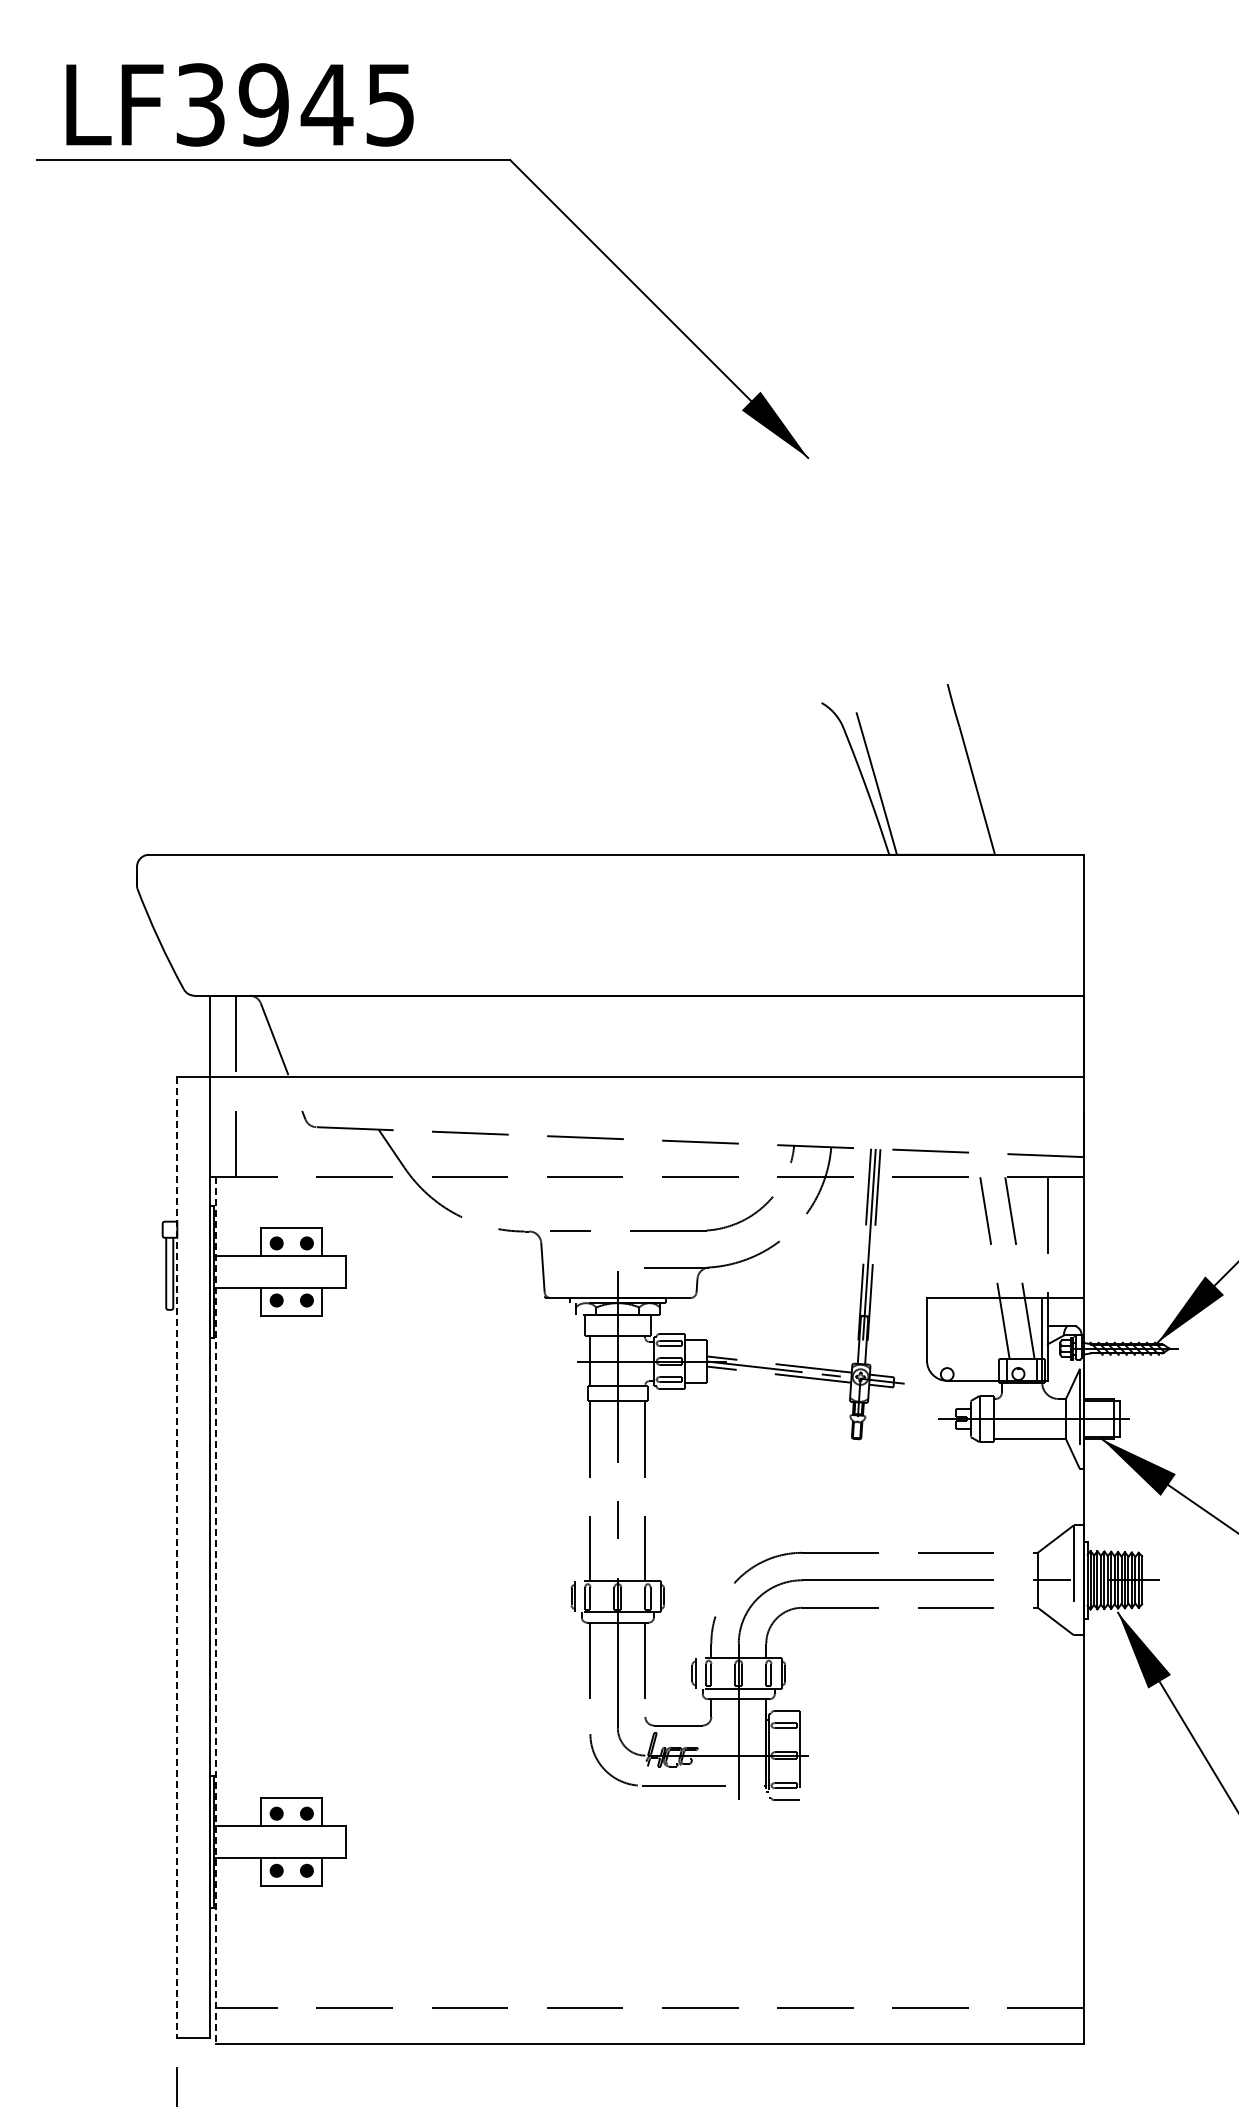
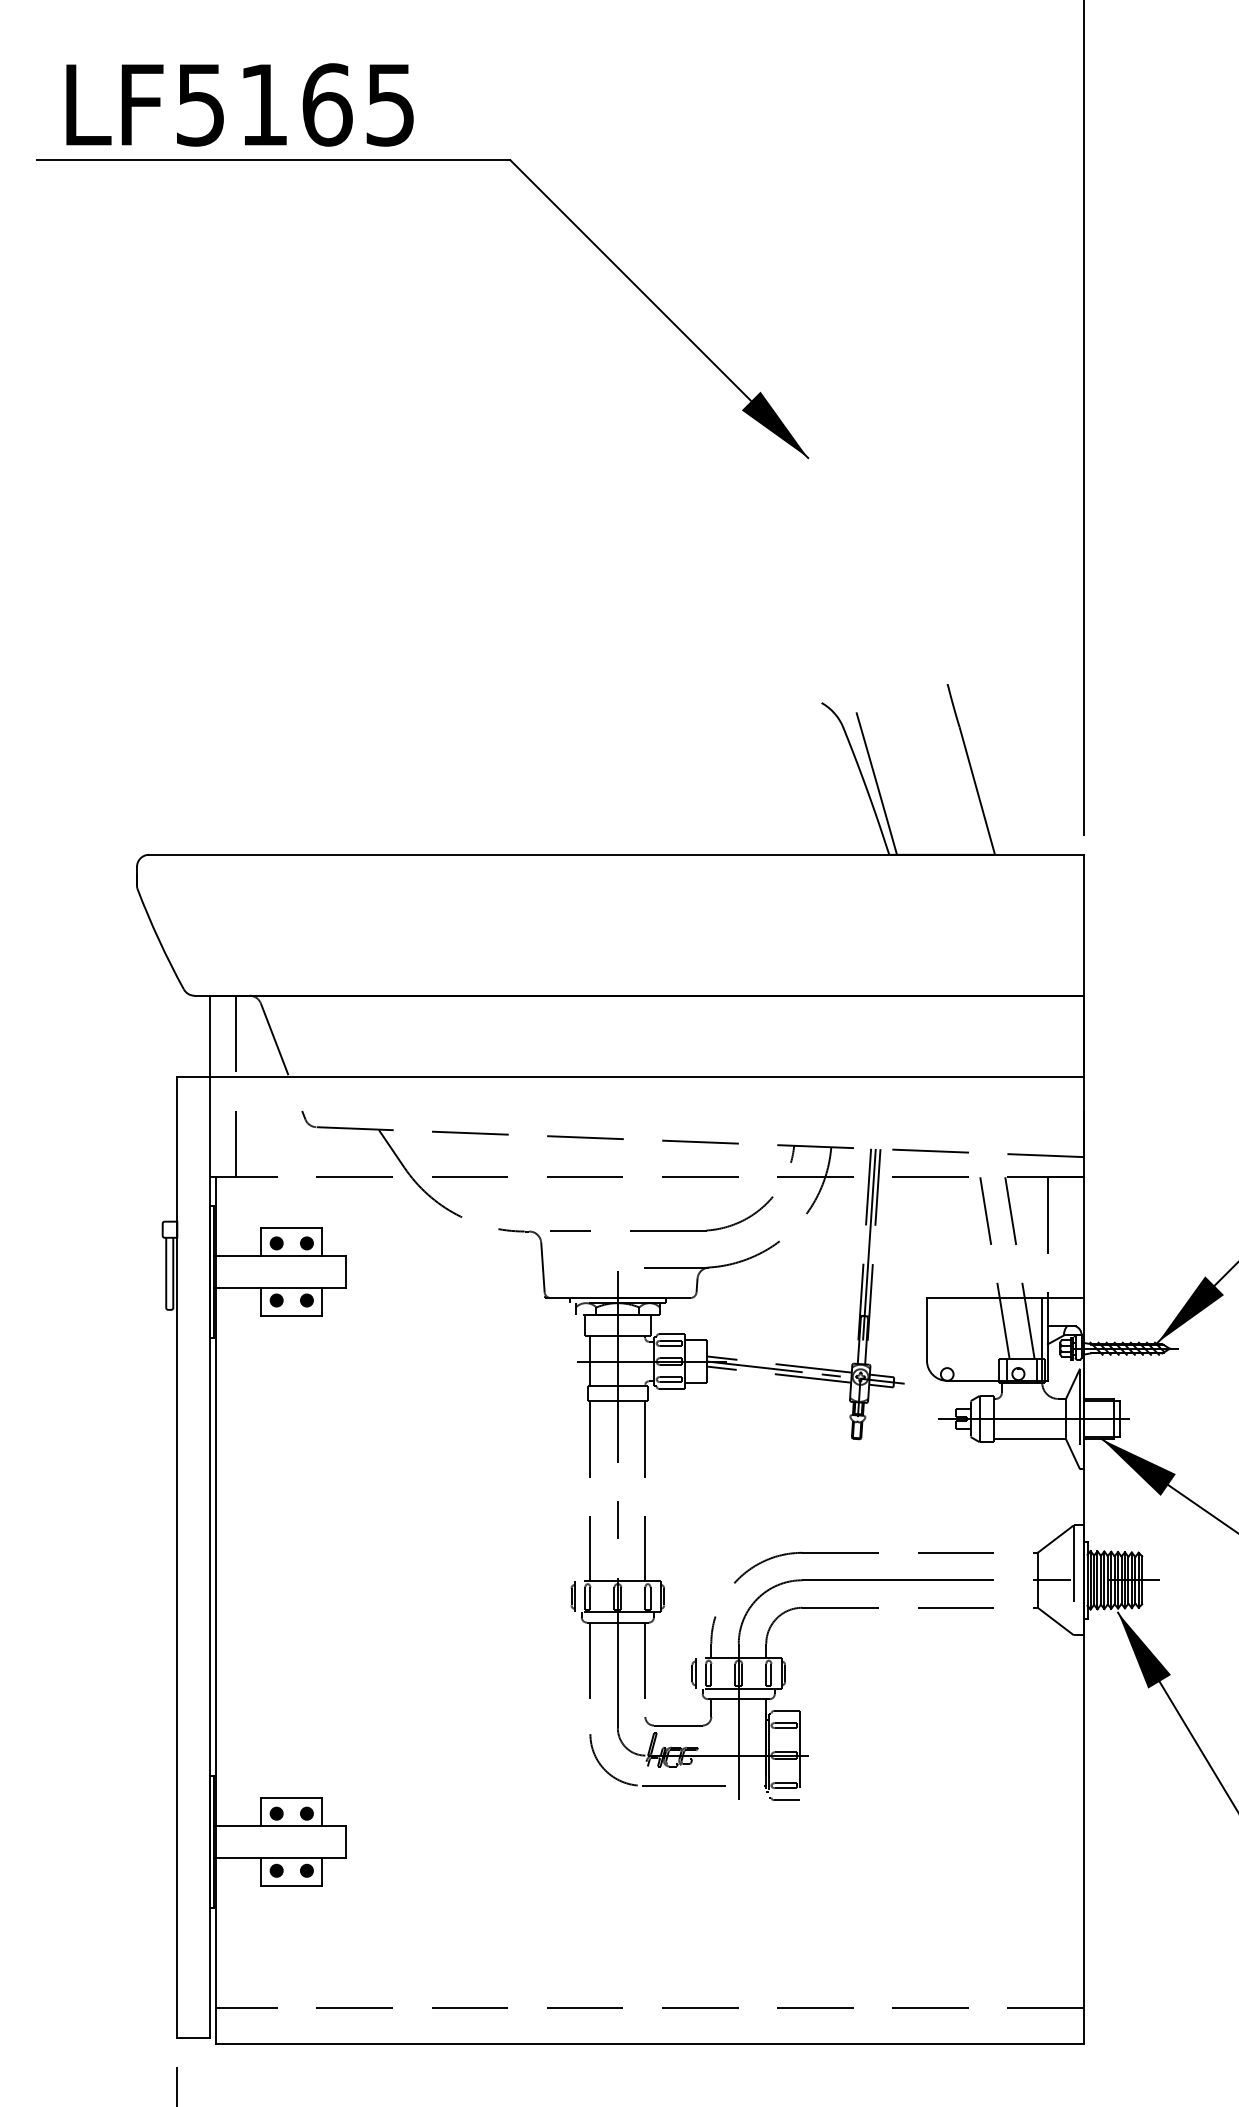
text: LF3945 -> LF5165 (264, 104)
line: none -> present (1084, 418)
line: dashed -> solid (177, 1557)
line: dashed -> solid (215, 1611)
